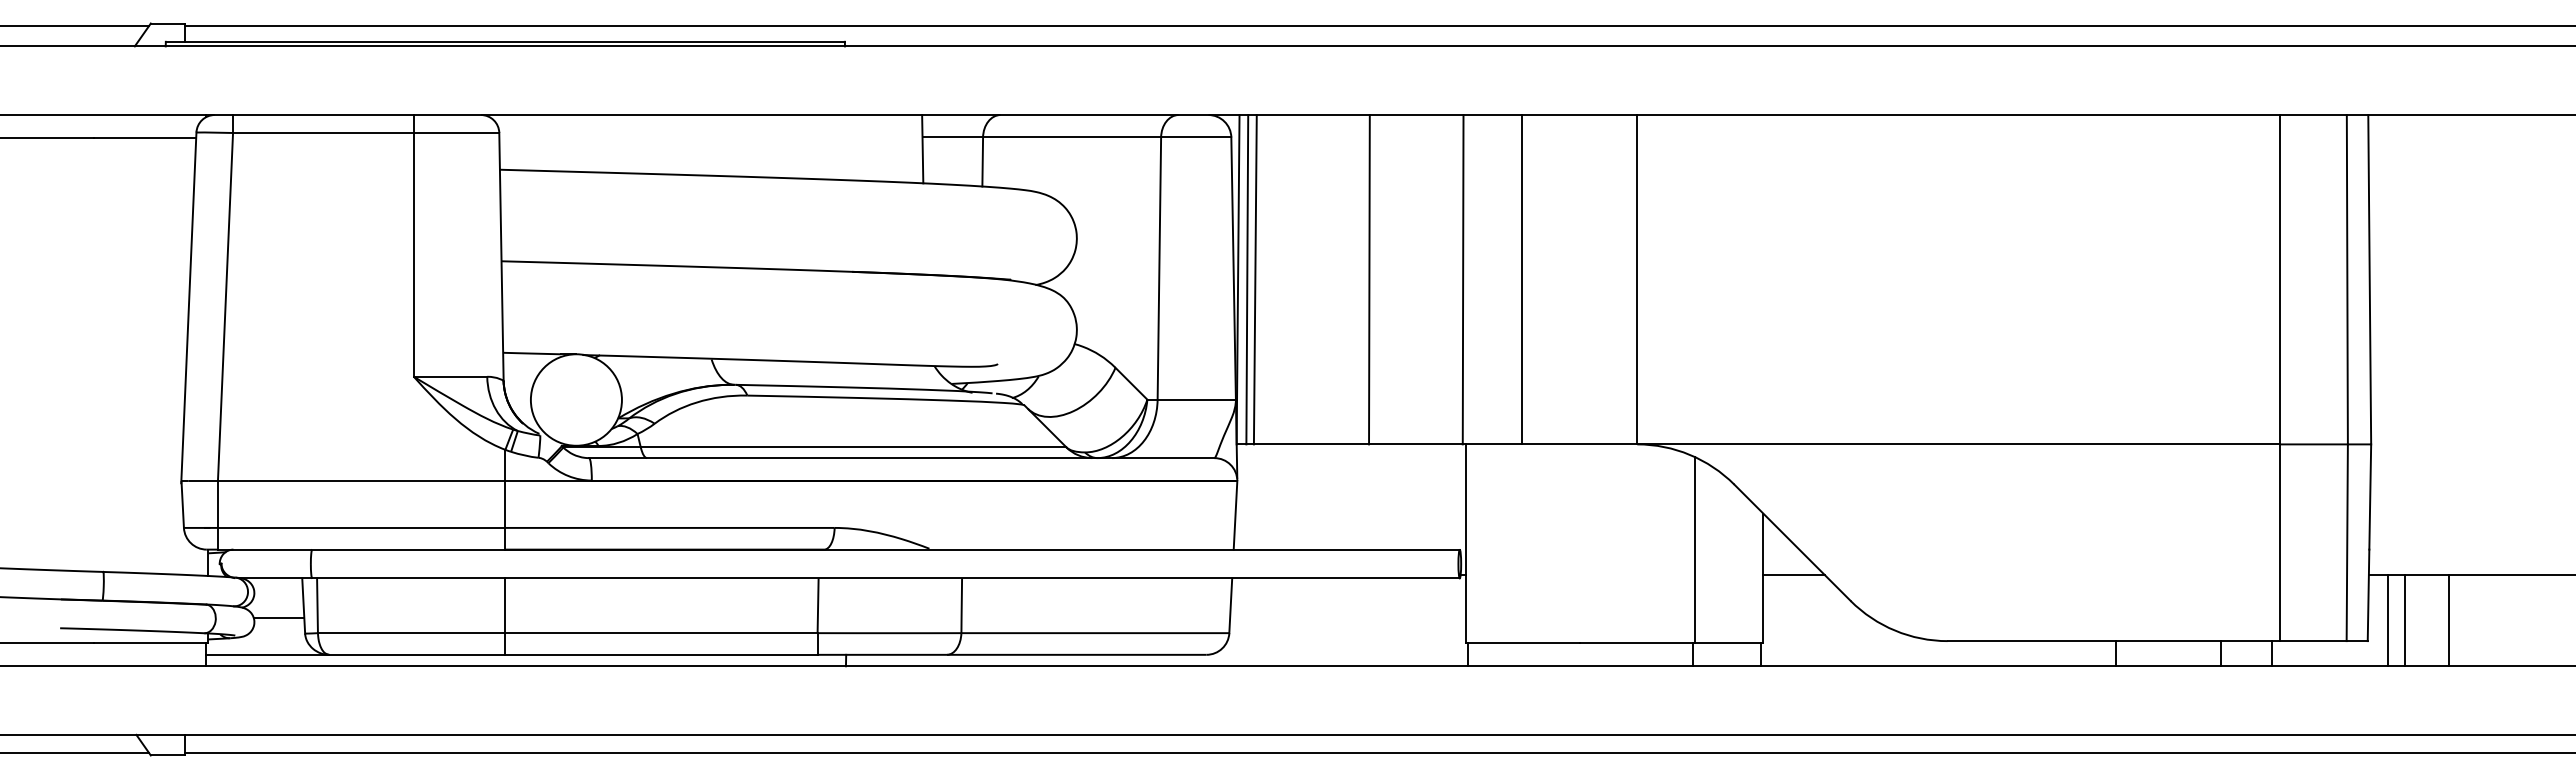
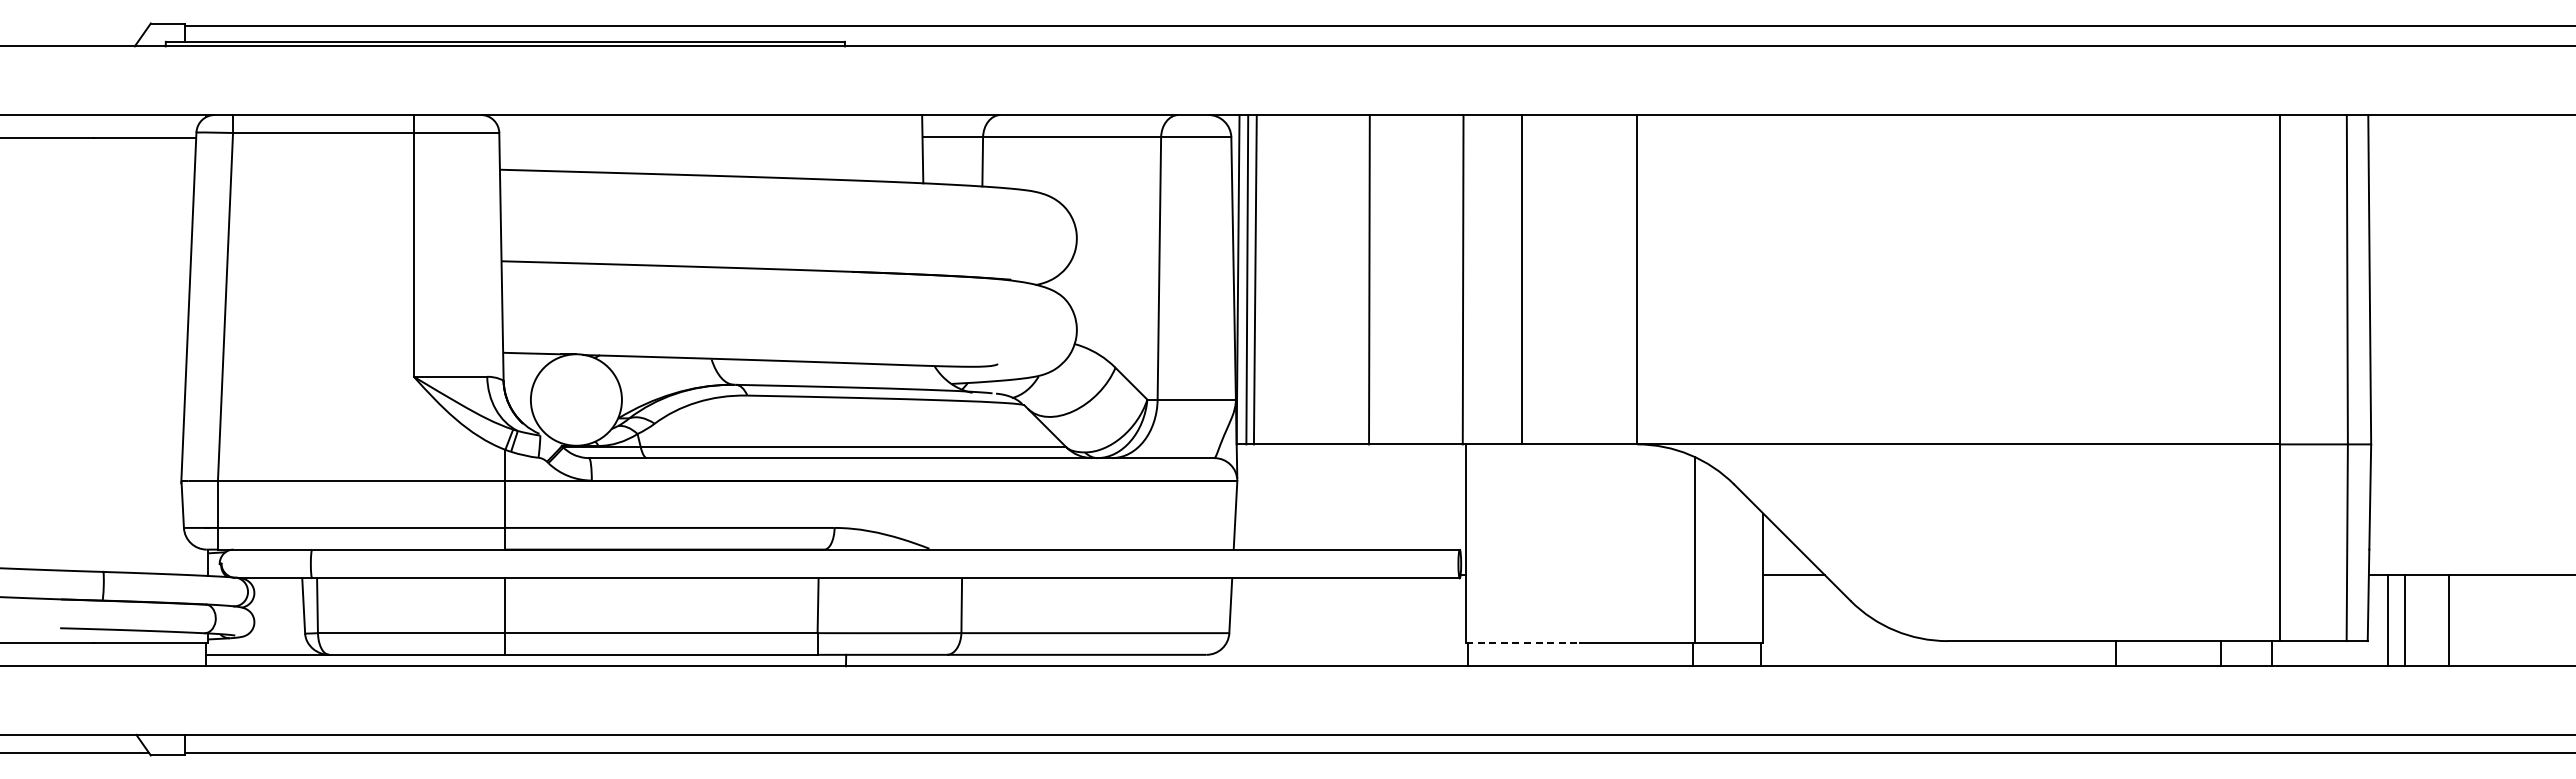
line: present -> none (75, 25)
line: present -> none (278, 618)
line: solid -> dashed (1523, 643)
